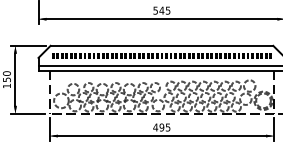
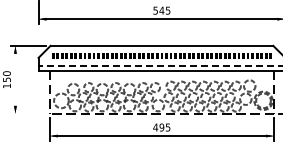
line: solid -> dashed (160, 65)
line: present -> none (15, 79)
line: present -> none (27, 113)
